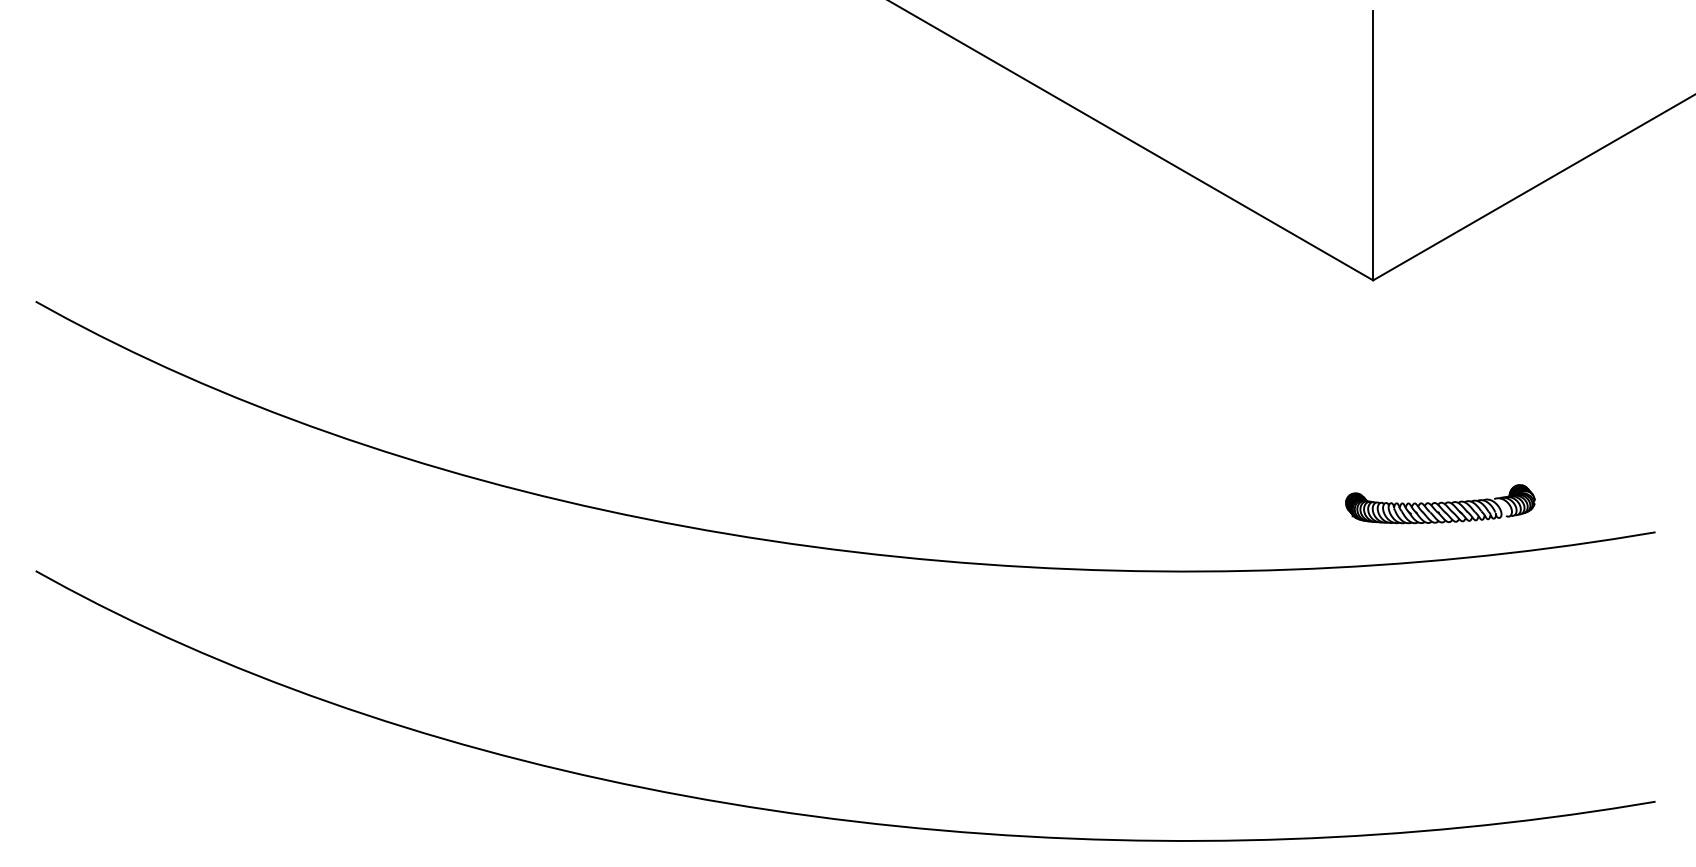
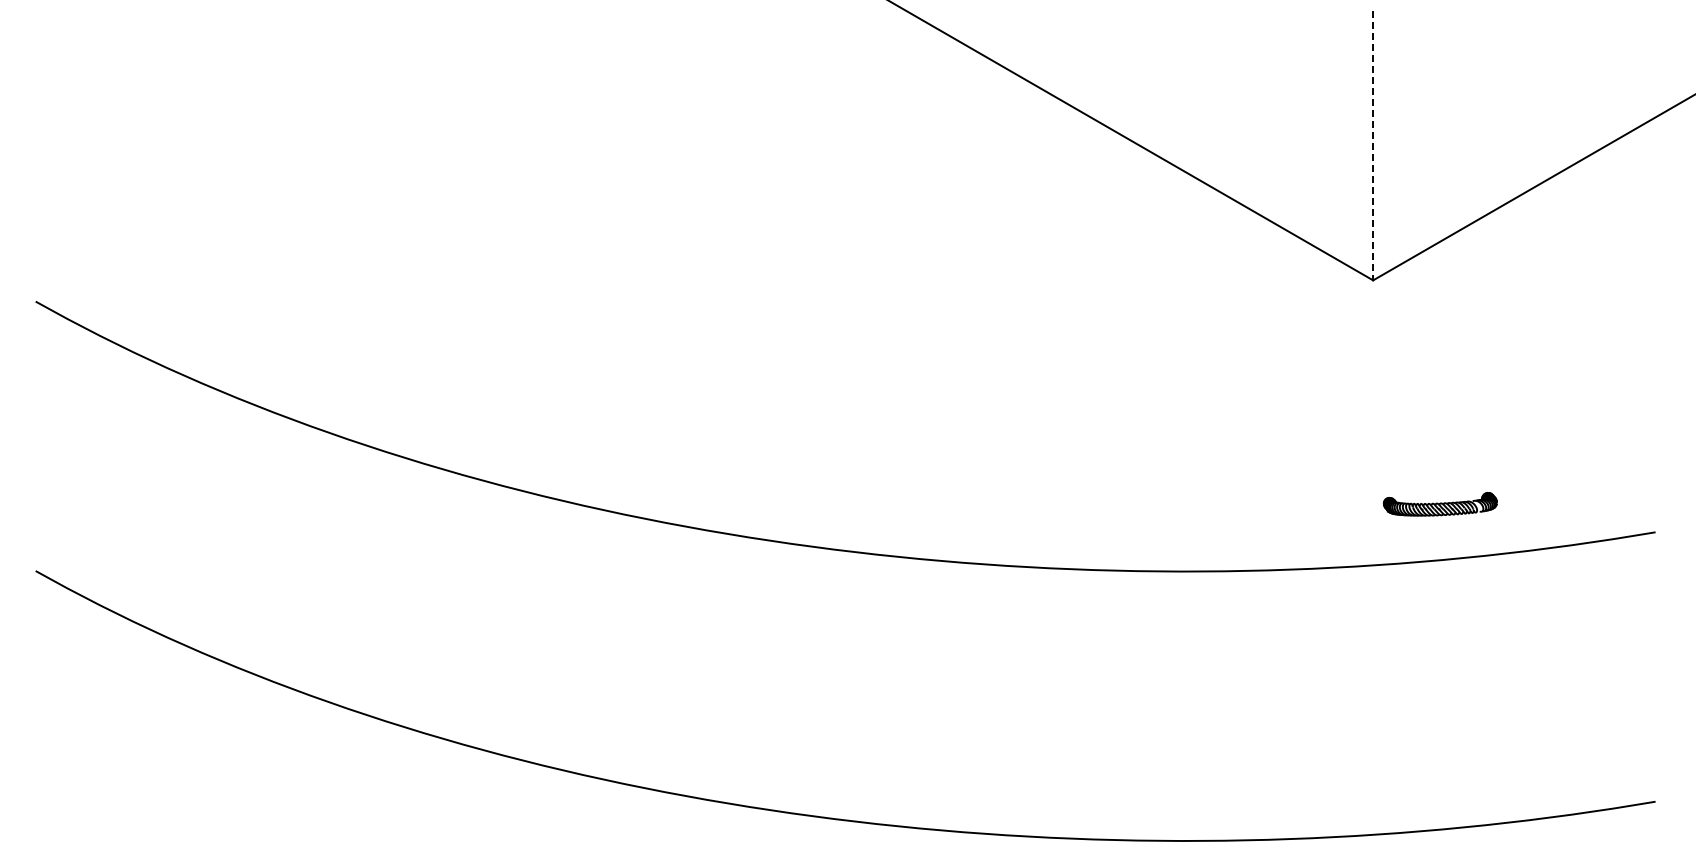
line: solid -> dashed (1373, 145)
part size: 191x41 px -> 115x25 px (1440, 504)
